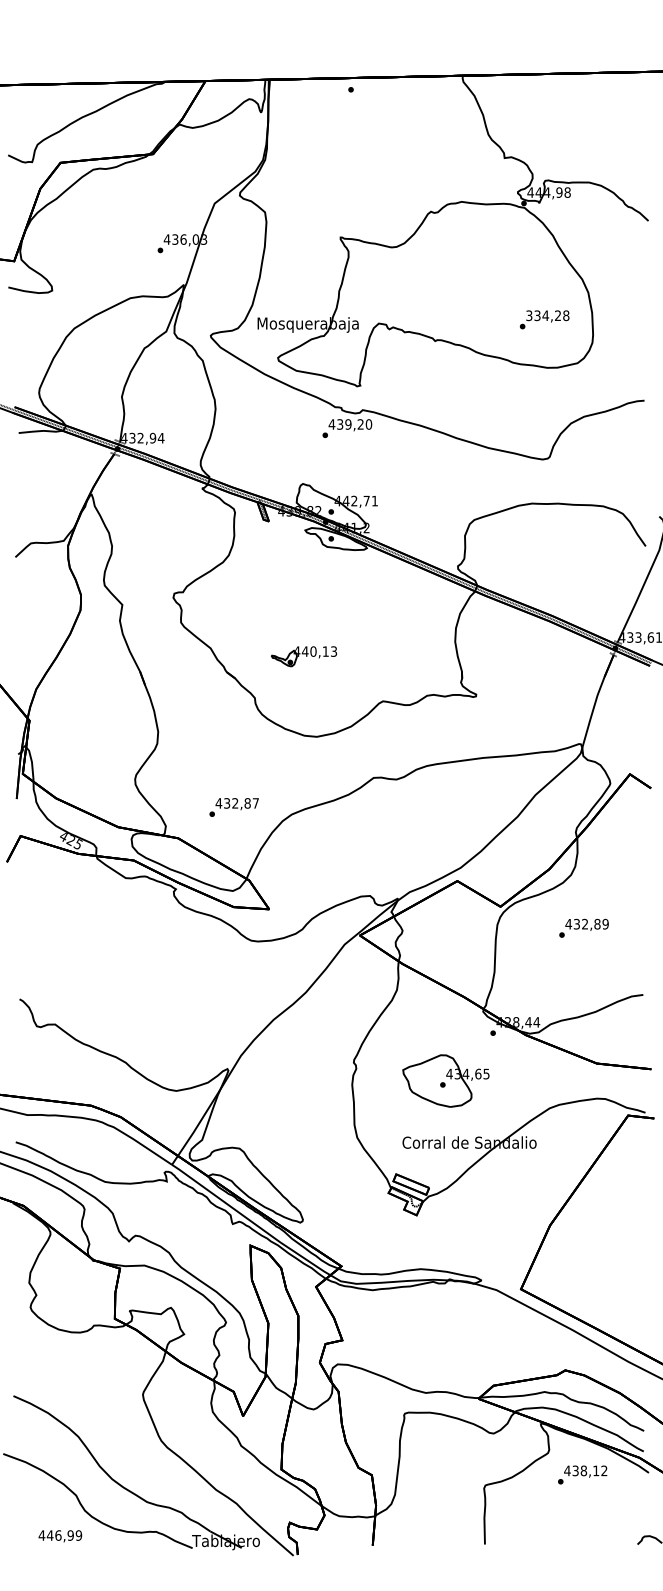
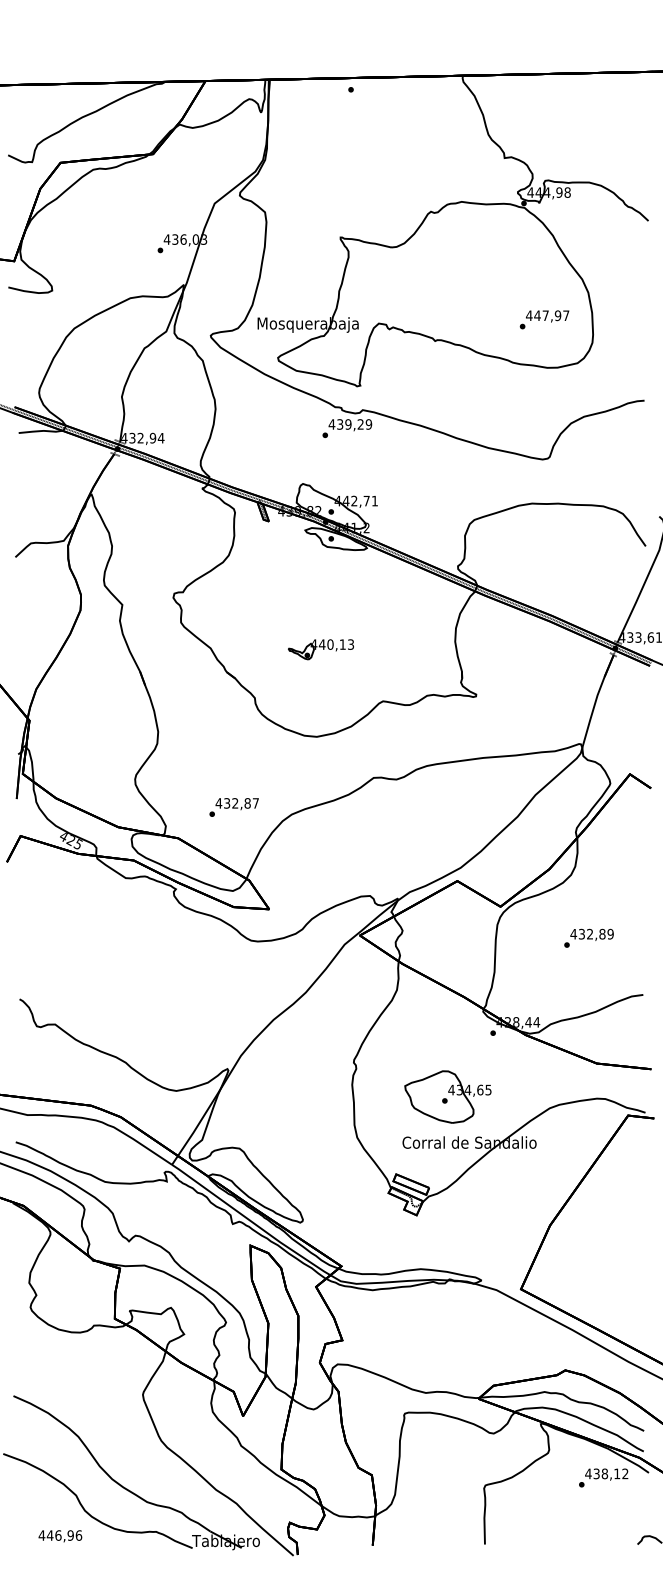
text: 334,28 -> 447,97 (547, 315)
text: 439,20 -> 439,29 (368, 424)
part position: (303, 656) -> (320, 649) (320, 649)
text position: (583, 927) -> (588, 937) (588, 937)
part position: (445, 1080) -> (447, 1096) (447, 1096)
text position: (582, 1474) -> (603, 1477) (603, 1477)
text: 446,99 -> 446,96 (78, 1535)
